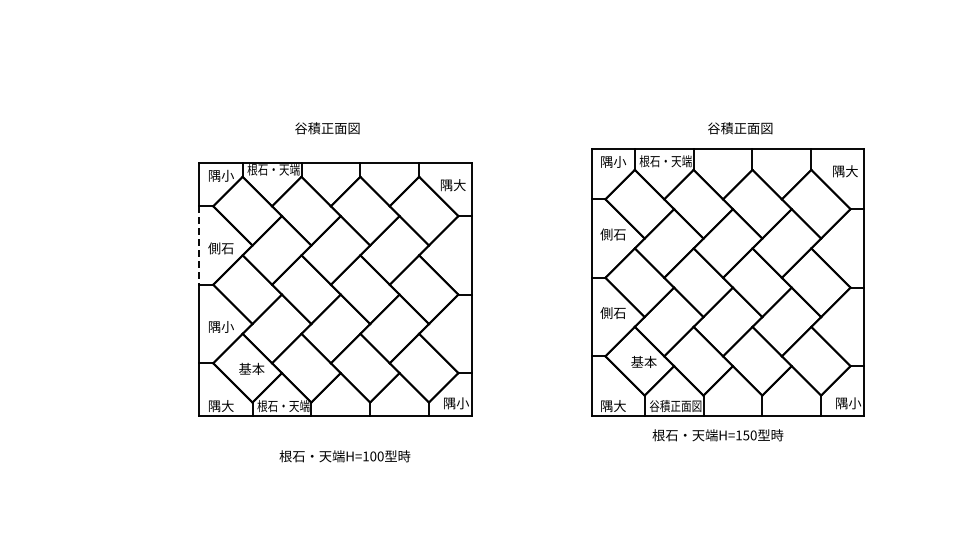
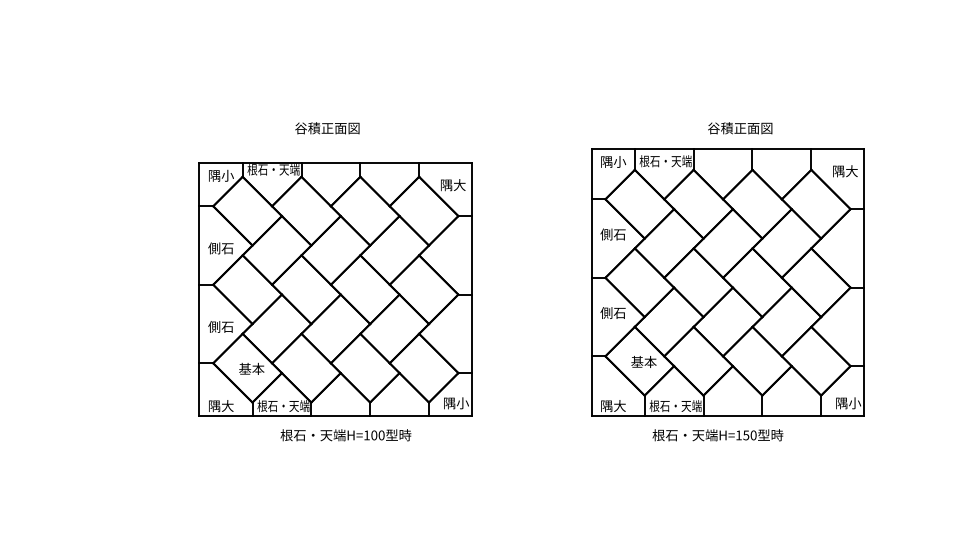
line: dashed -> solid (199, 245)
text: 隅小 -> 側石 (220, 326)
text: 谷積正面図 -> 根石・天端 (675, 405)
text position: (344, 456) -> (345, 435) (345, 435)
